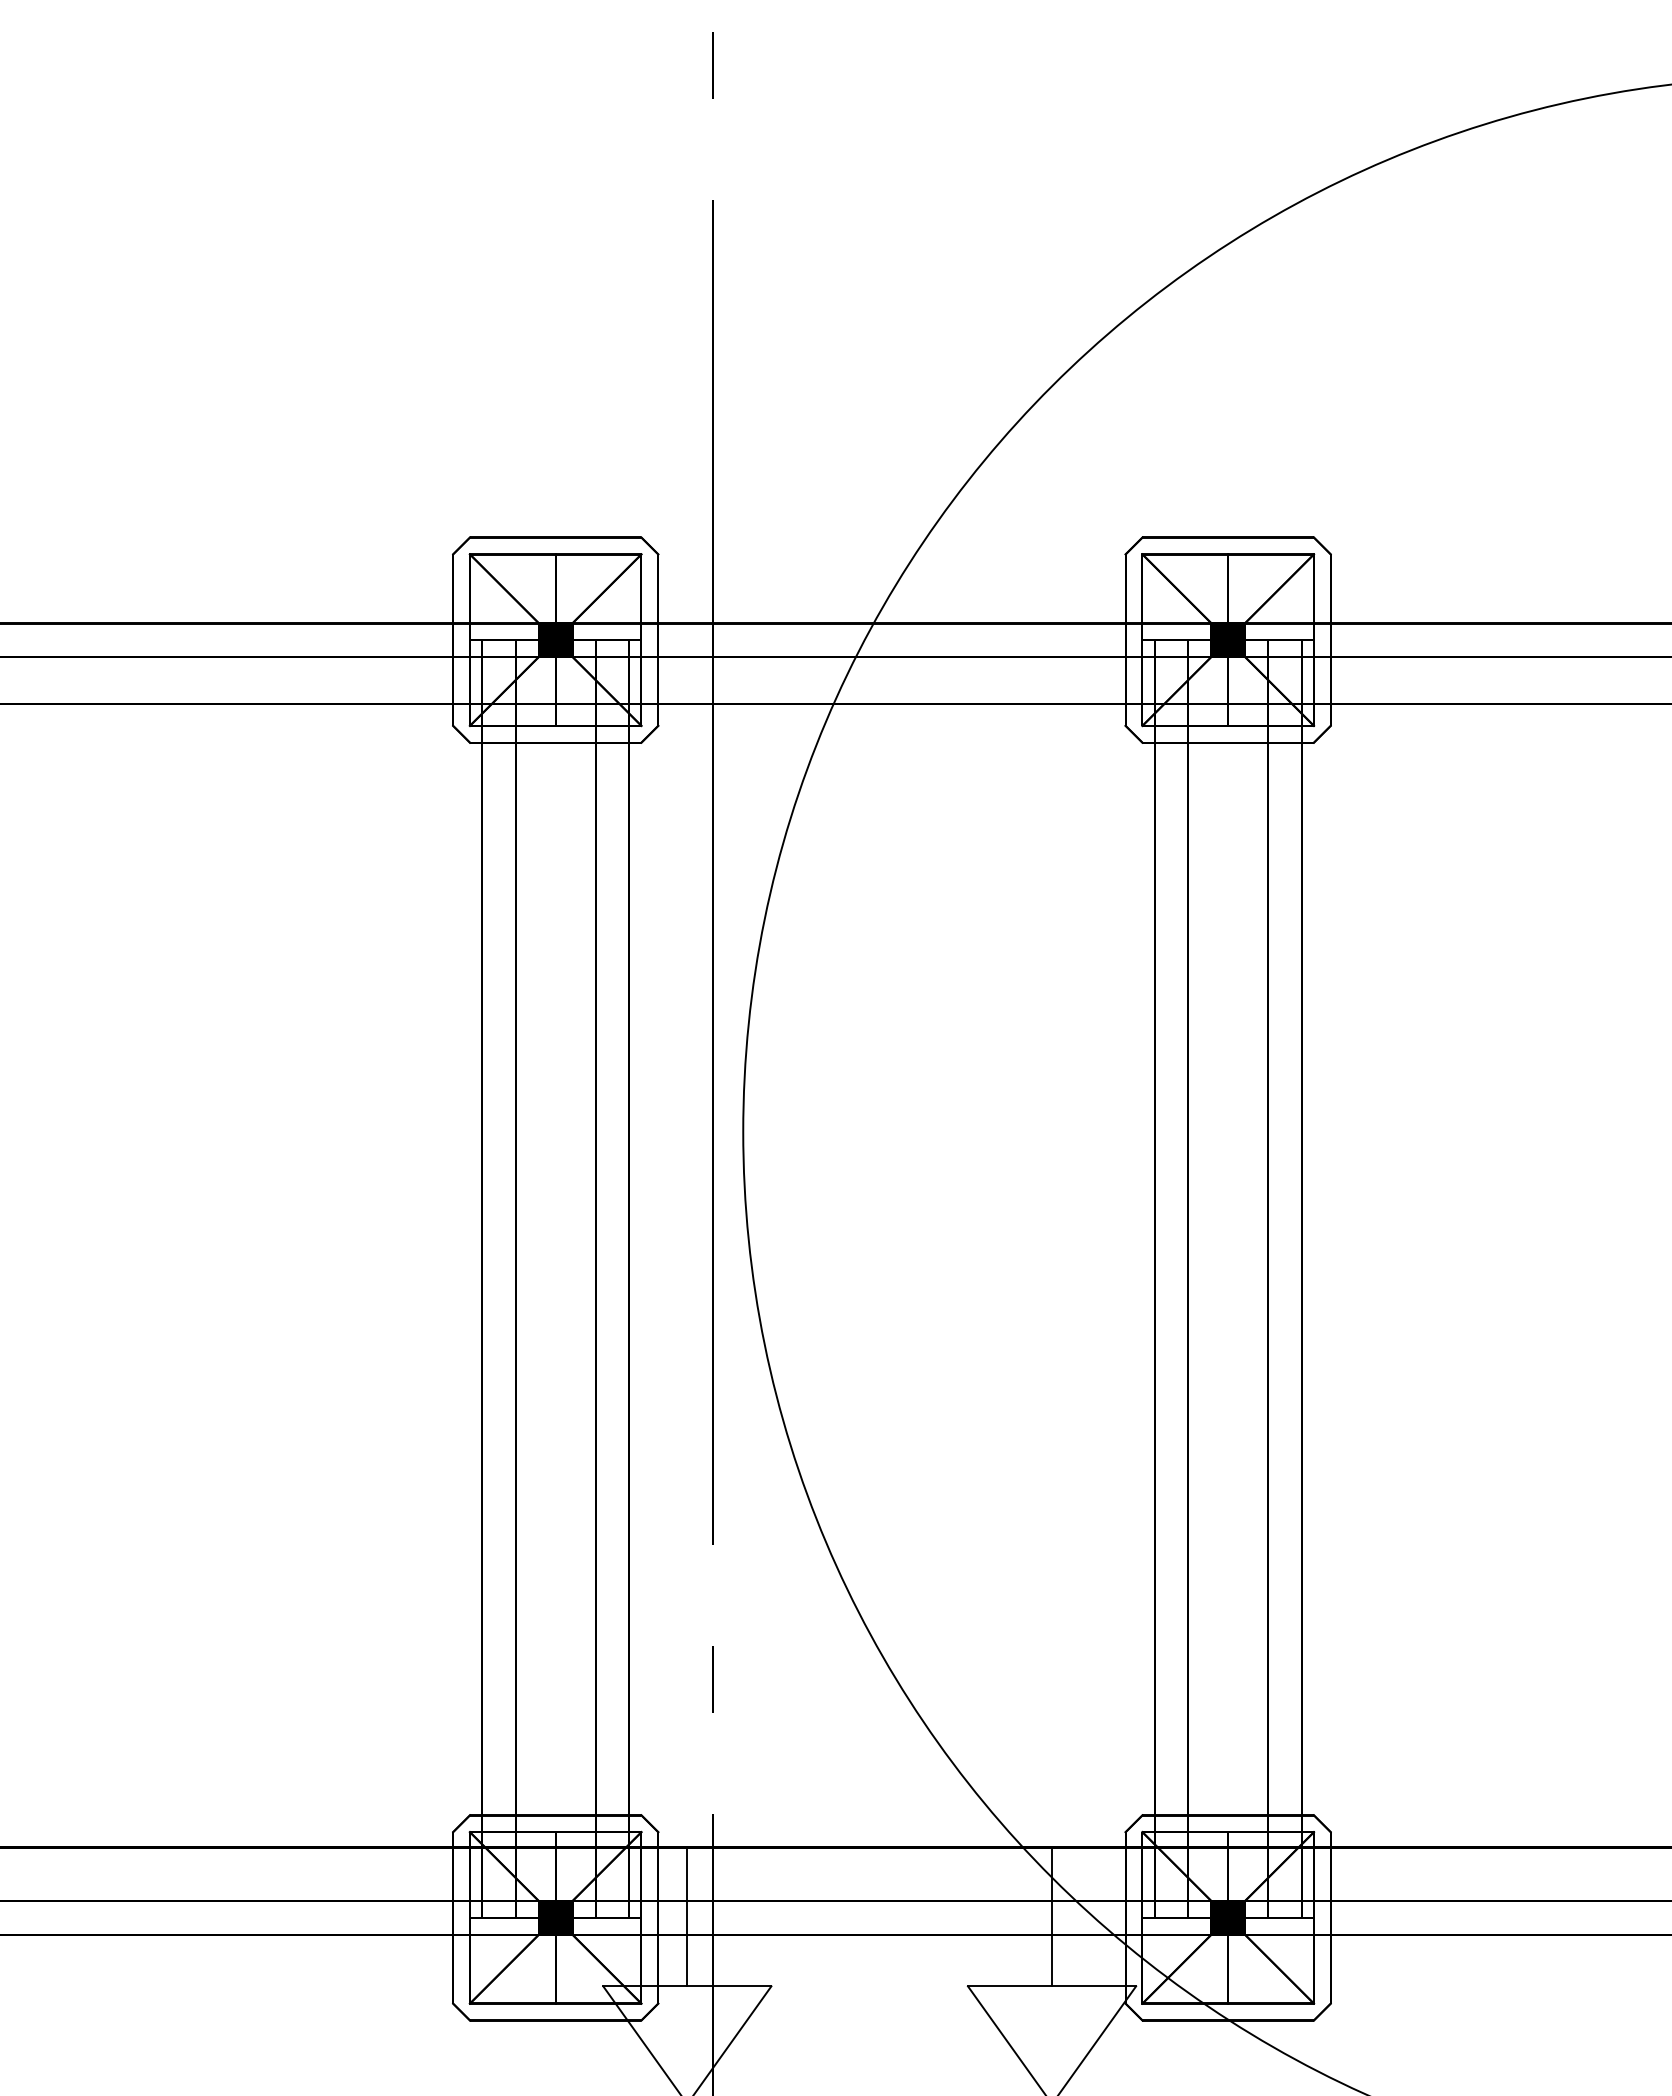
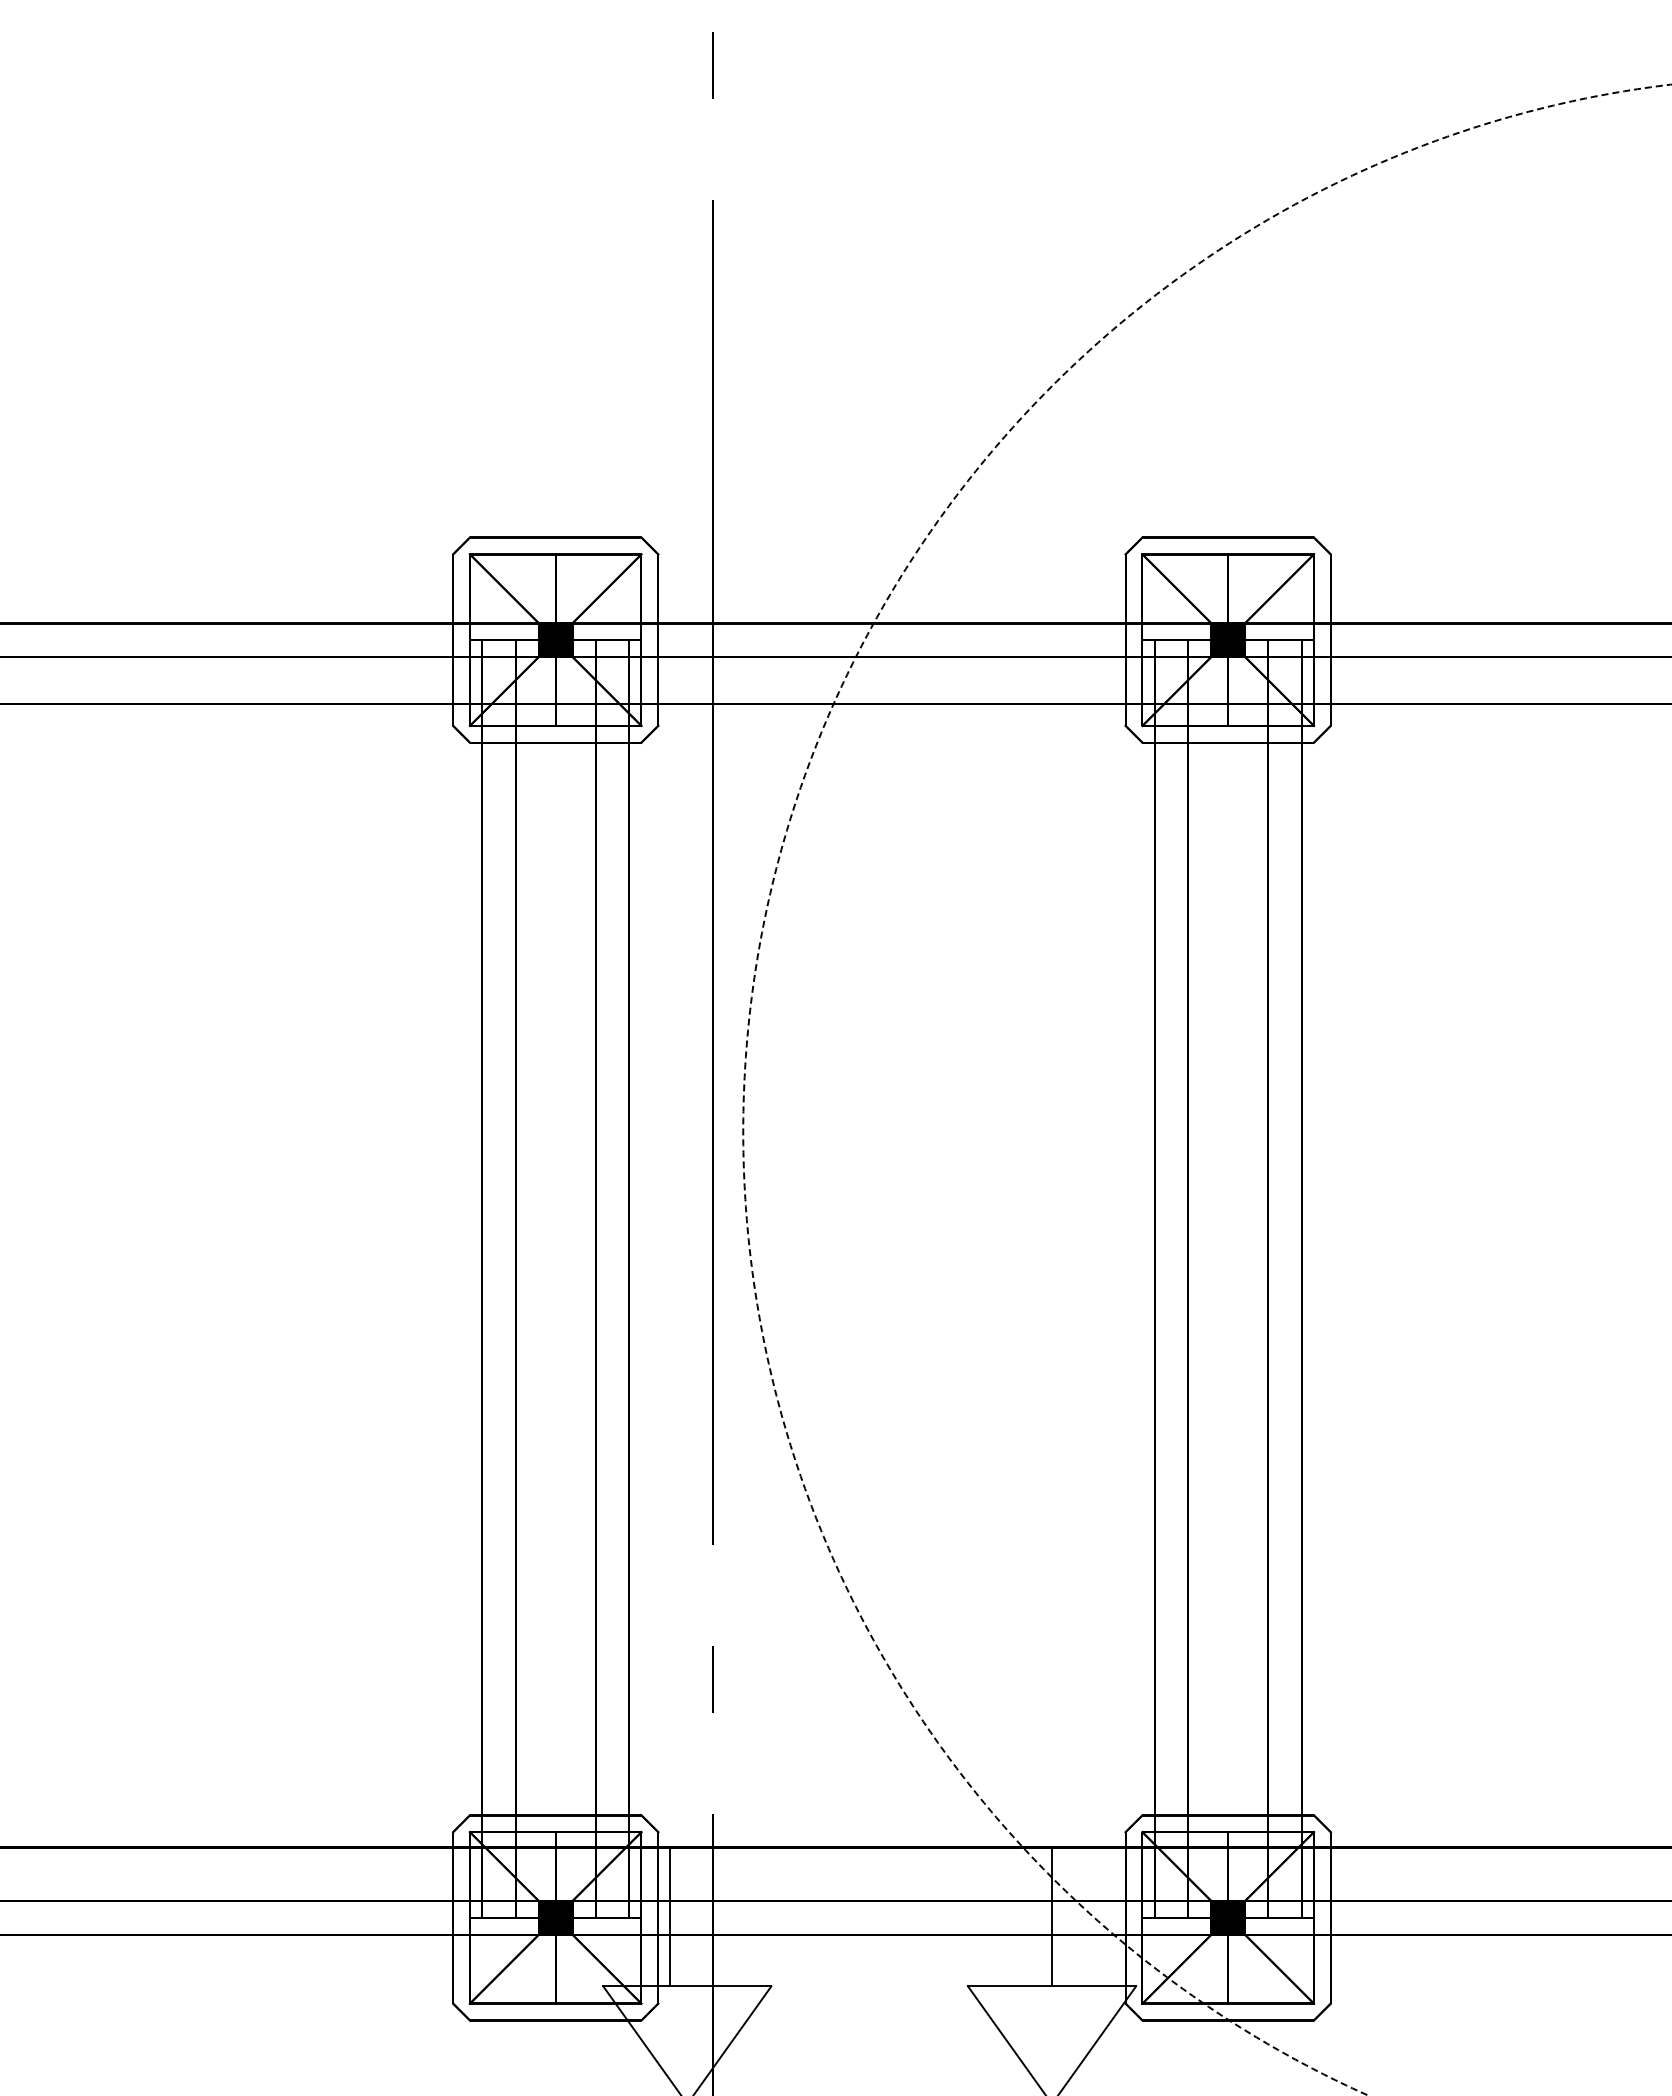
circle: solid -> dashed (1207, 1089)
line position: (687, 1916) -> (670, 1916) (670, 1916)
